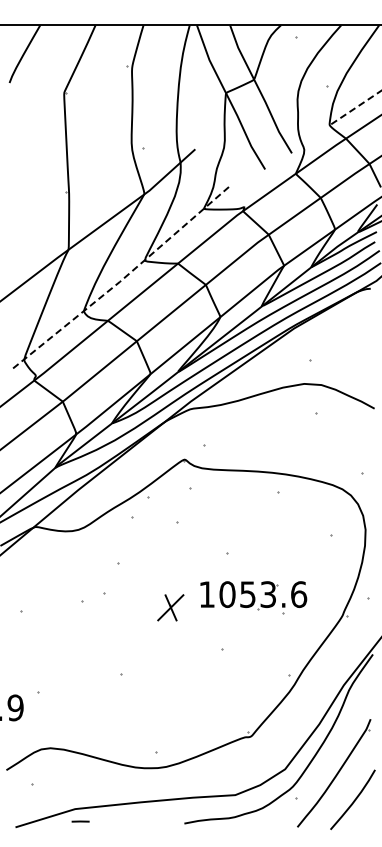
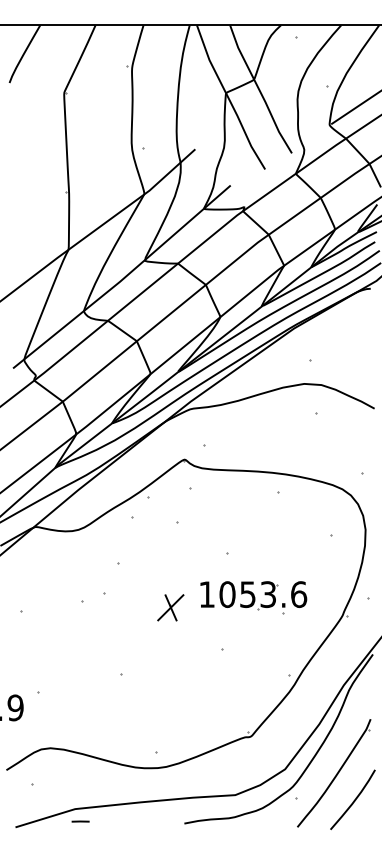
line: dashed -> solid (356, 107)
line: dashed -> solid (123, 279)
